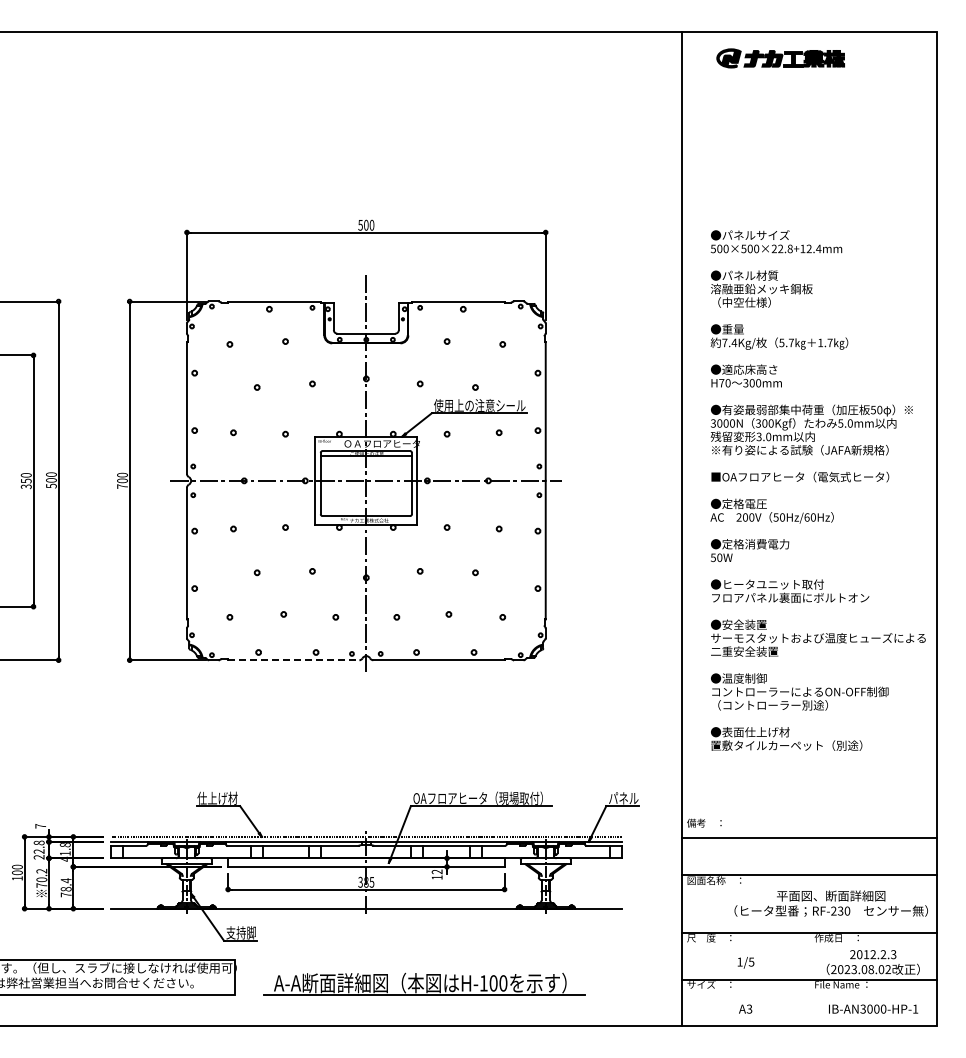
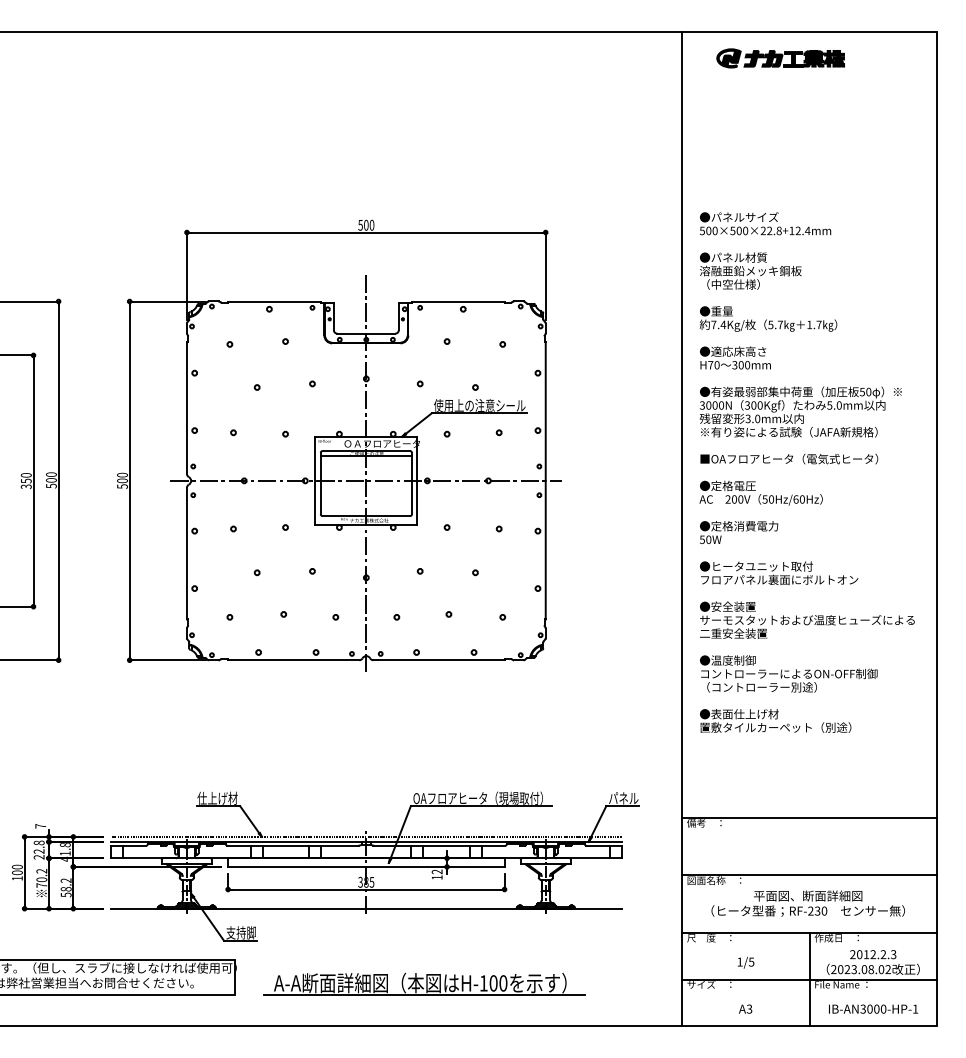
text: 700 -> 500 (122, 486)
text position: (817, 490) -> (806, 472) (806, 472)
line: dashed -> solid (293, 660)
line position: (809, 838) -> (809, 818) (809, 818)
text: 78.4 -> 58.2 (65, 887)
text position: (830, 903) -> (807, 903) (807, 903)
line: none -> present (809, 979)
